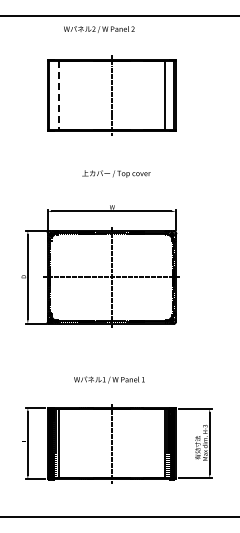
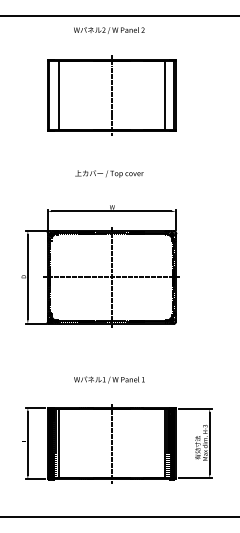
text position: (99, 29) -> (109, 30) (109, 30)
line: dashed -> solid (58, 95)
text position: (116, 173) -> (109, 173) (109, 173)
